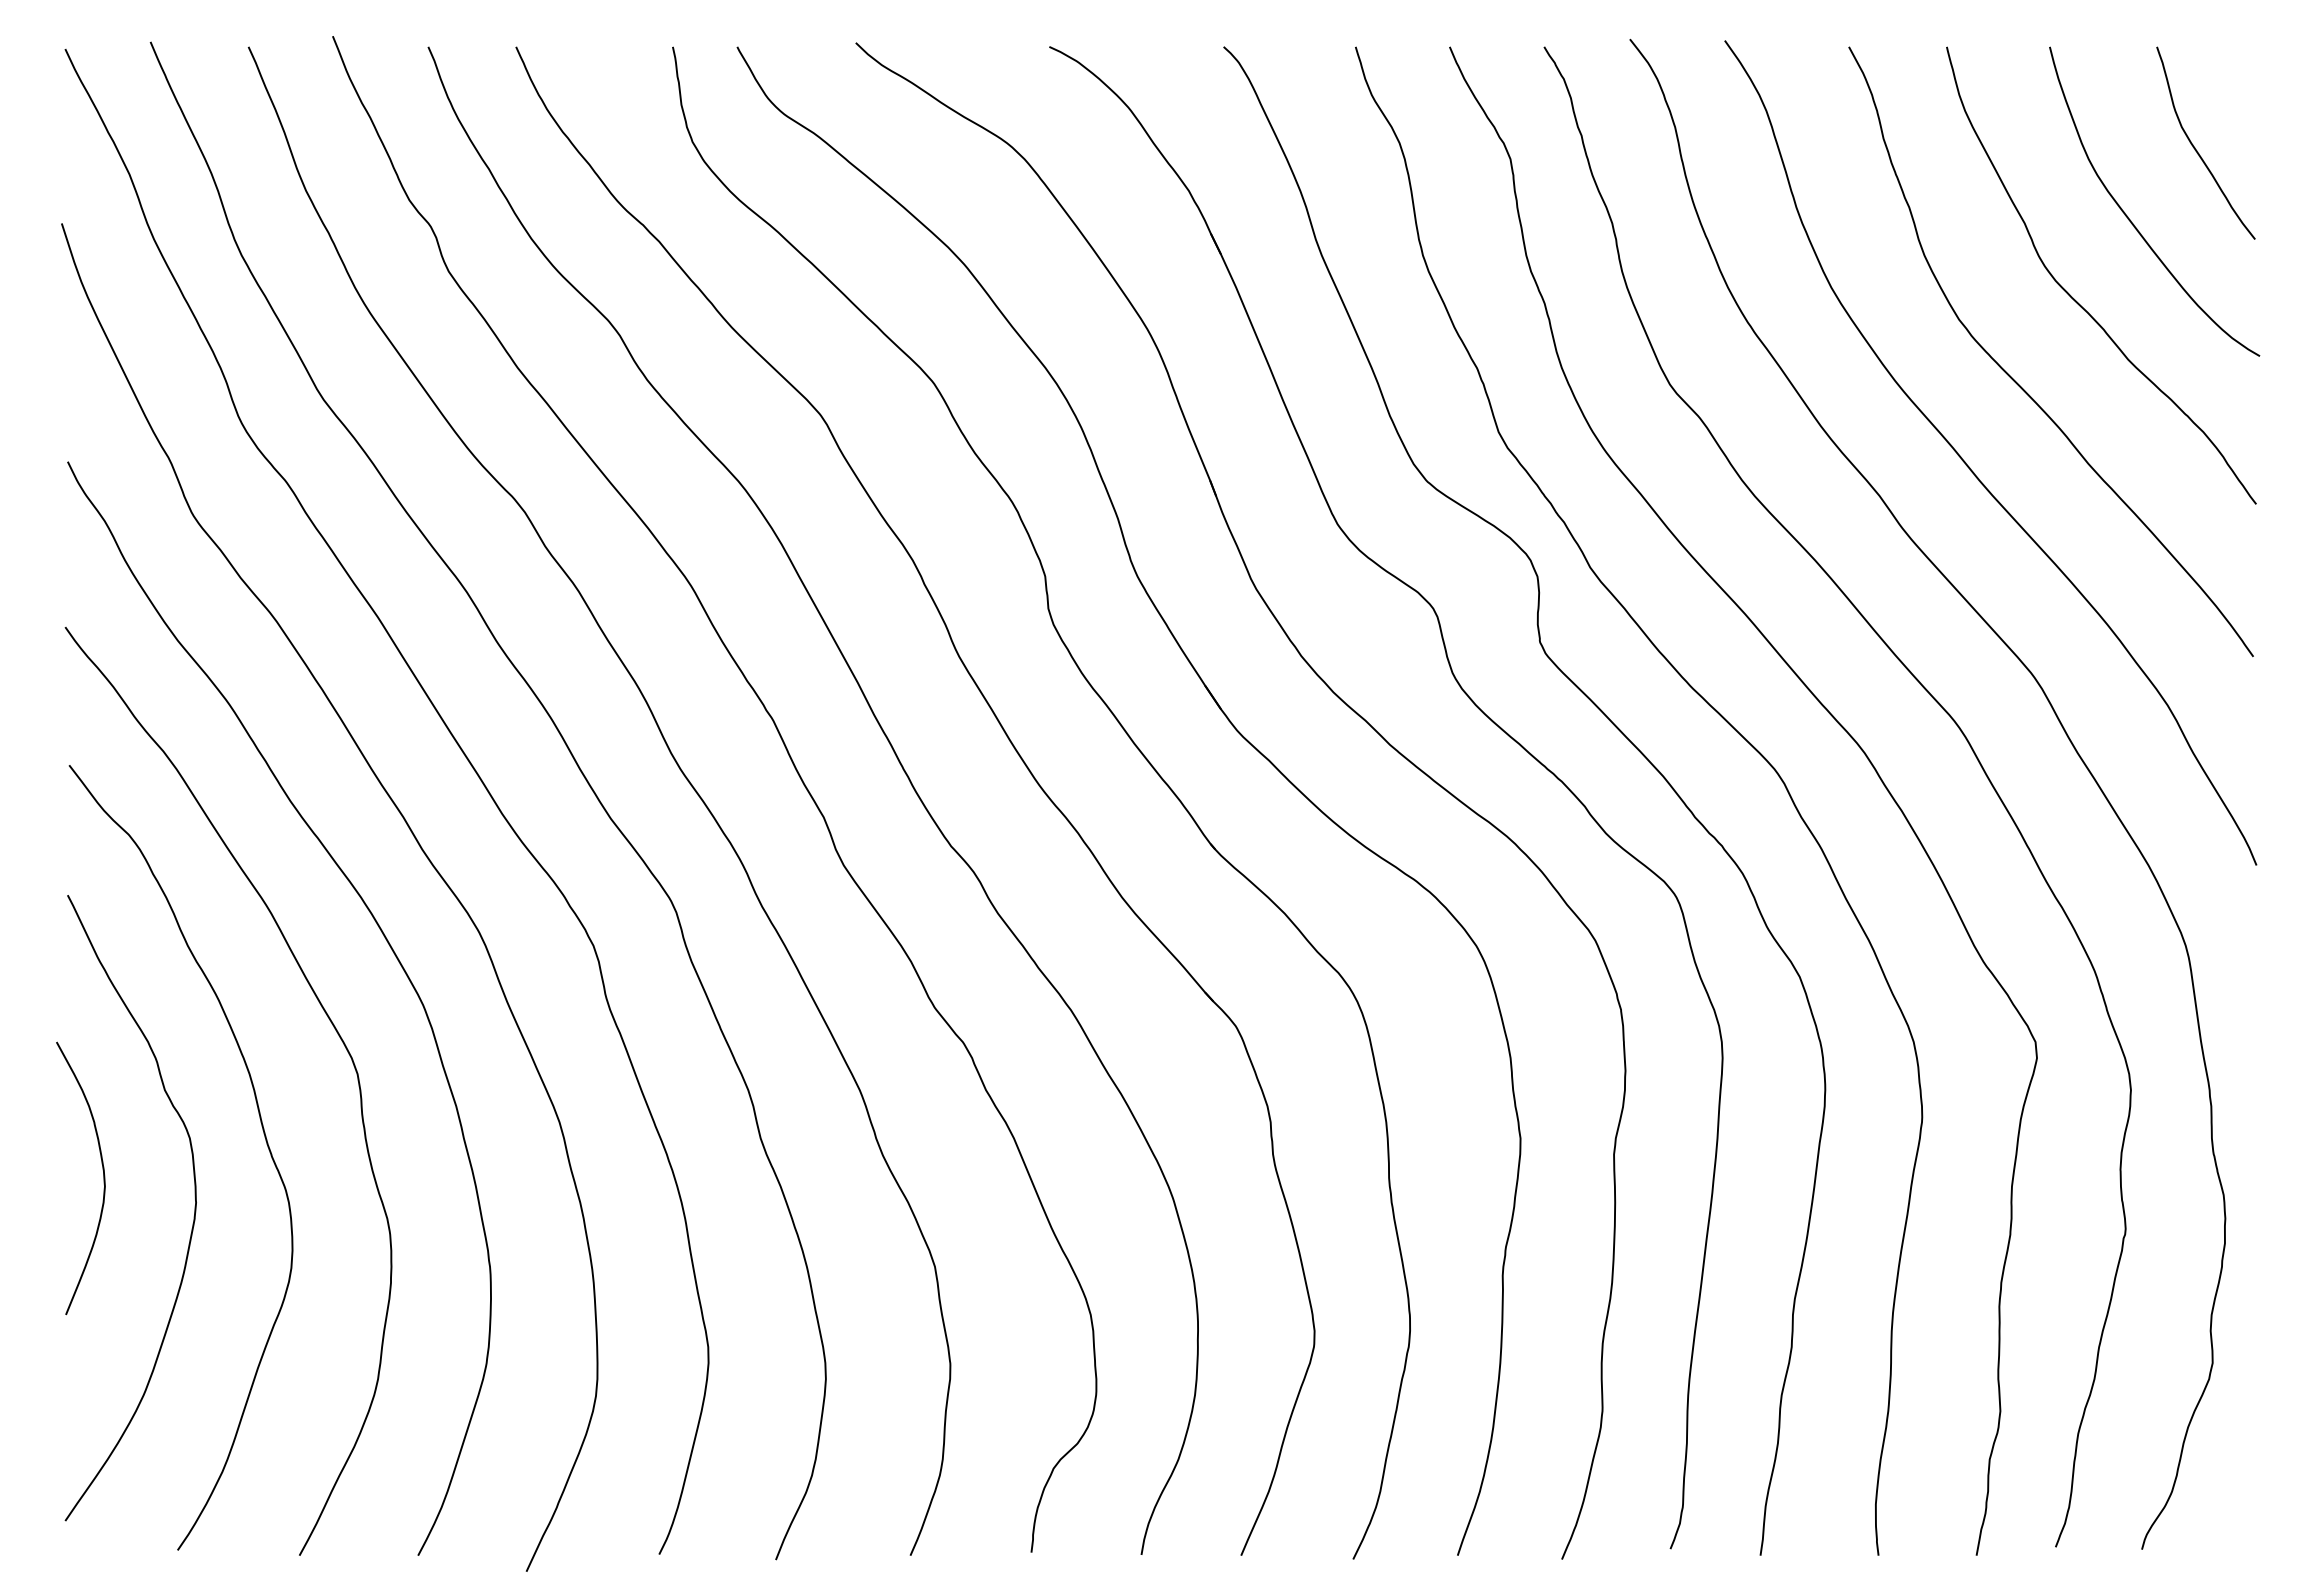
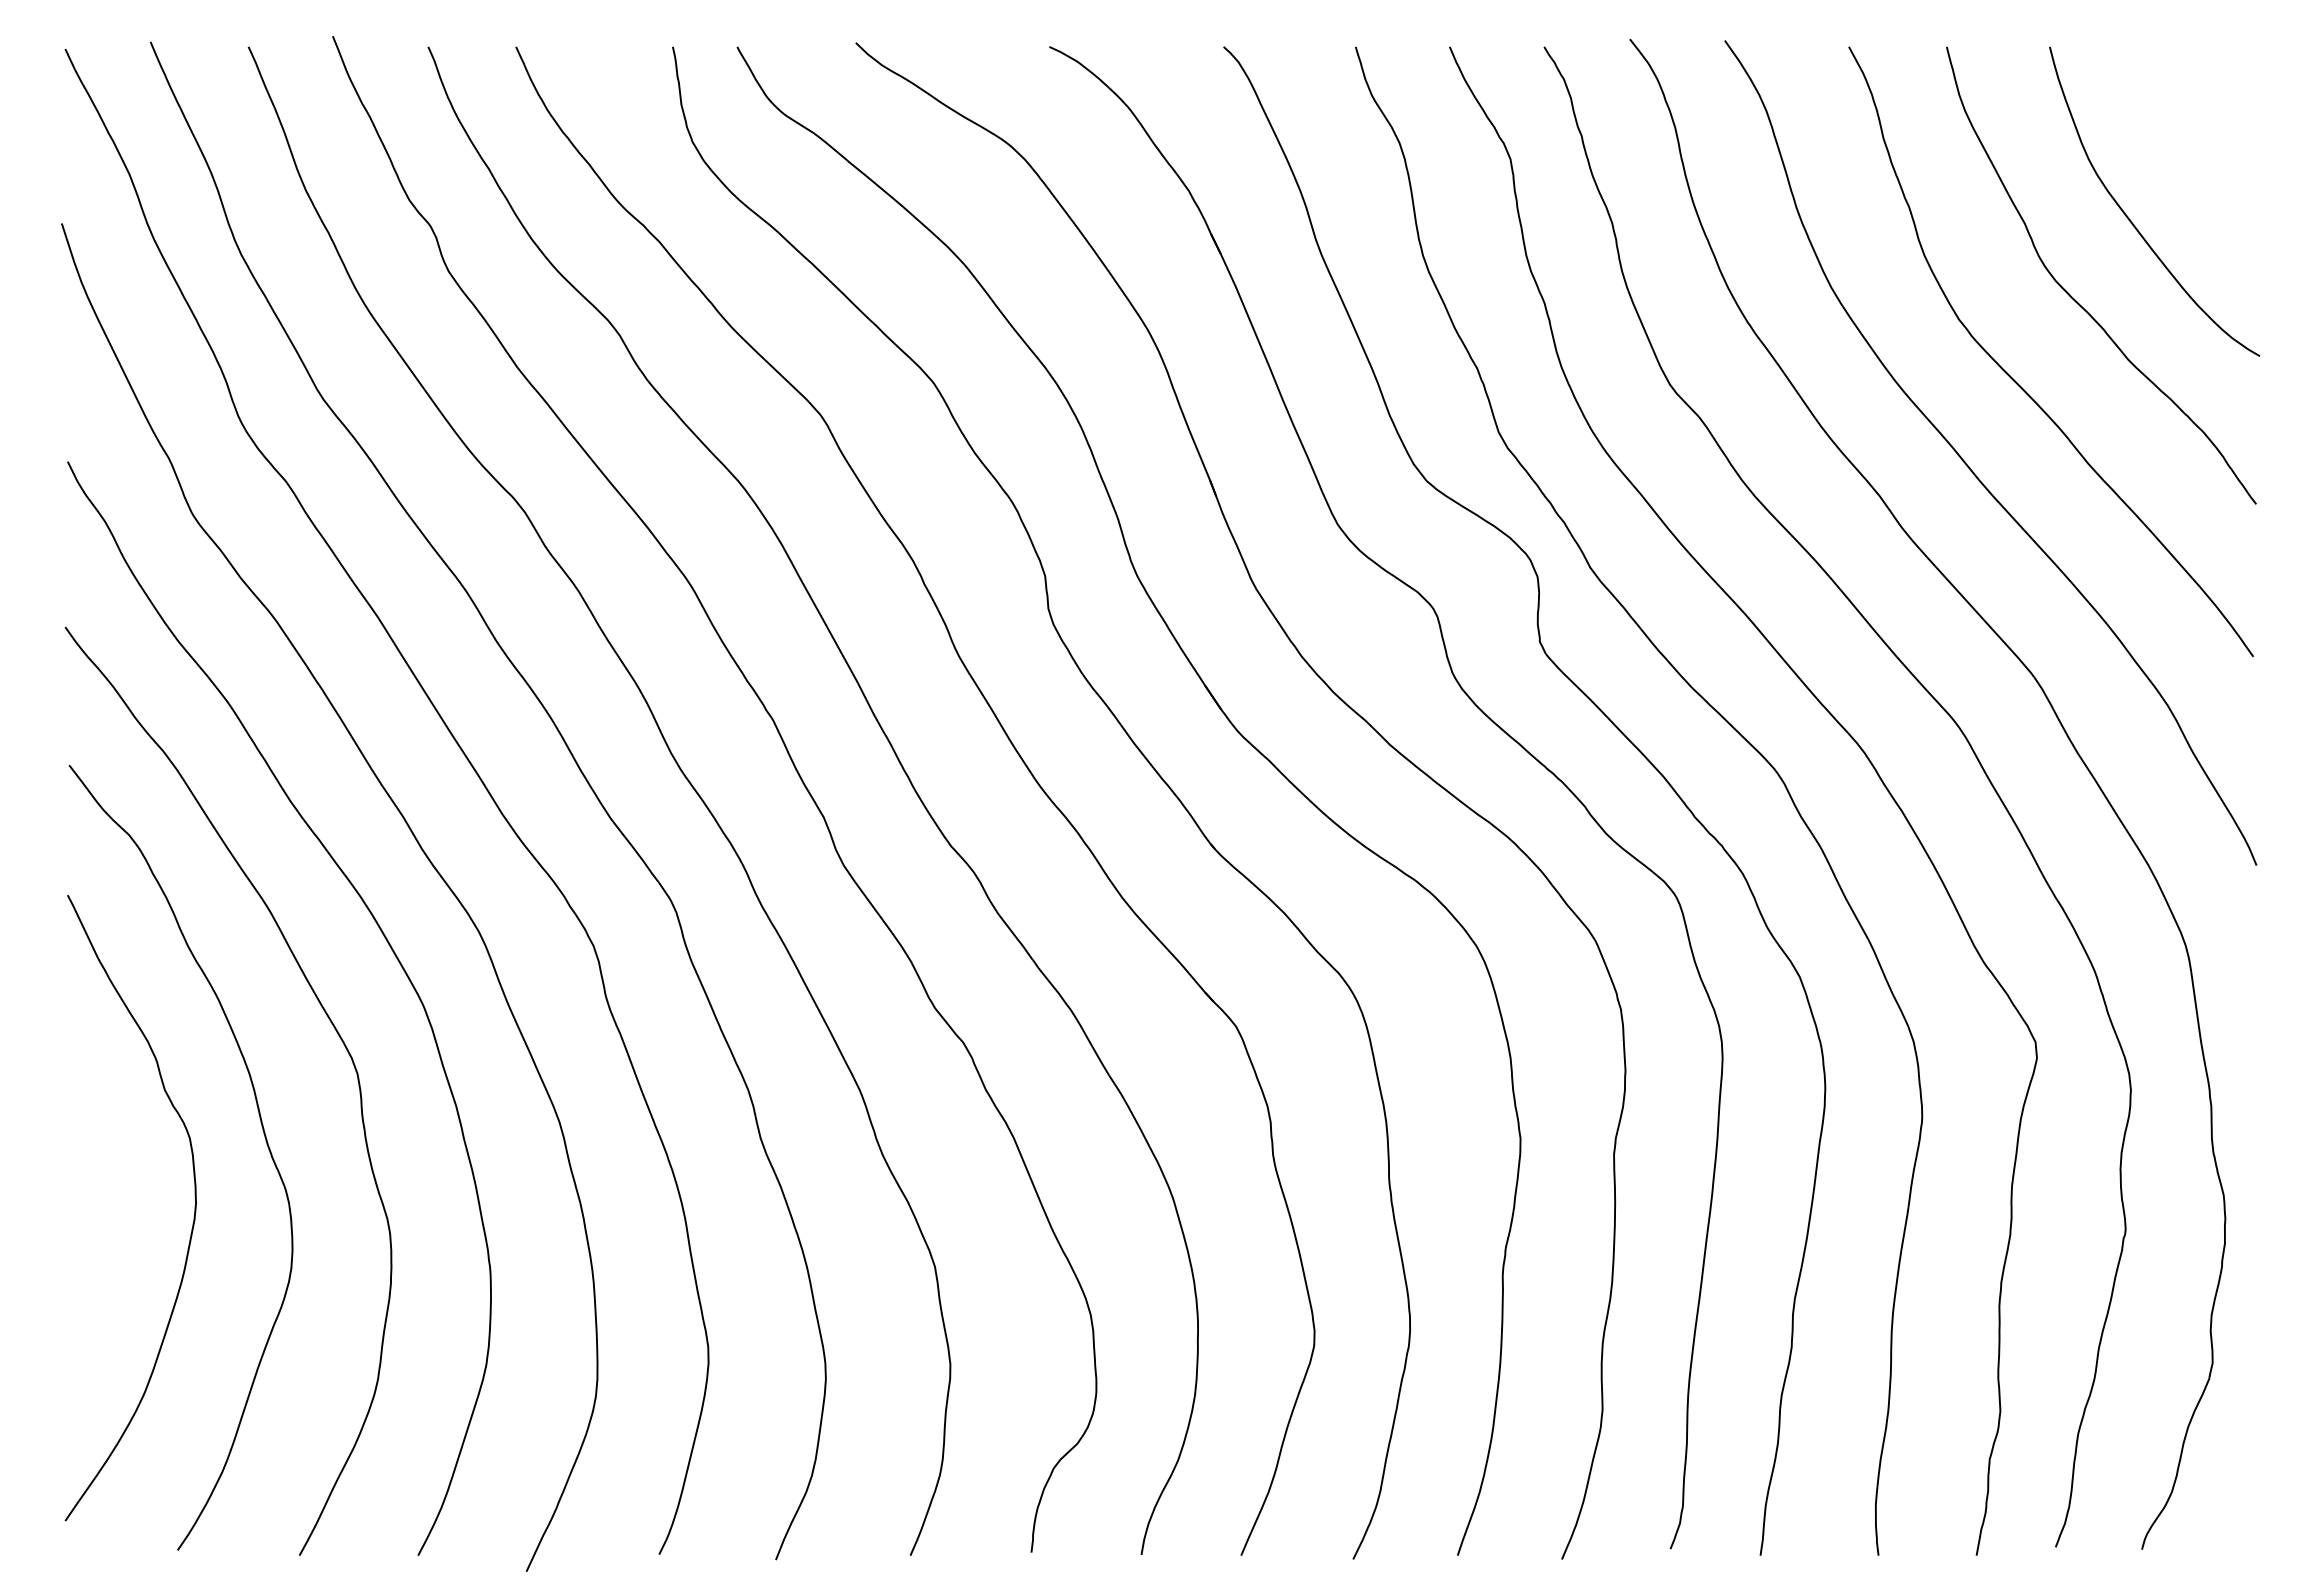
curve: present -> none (2195, 147)
curve: present -> none (103, 1178)
